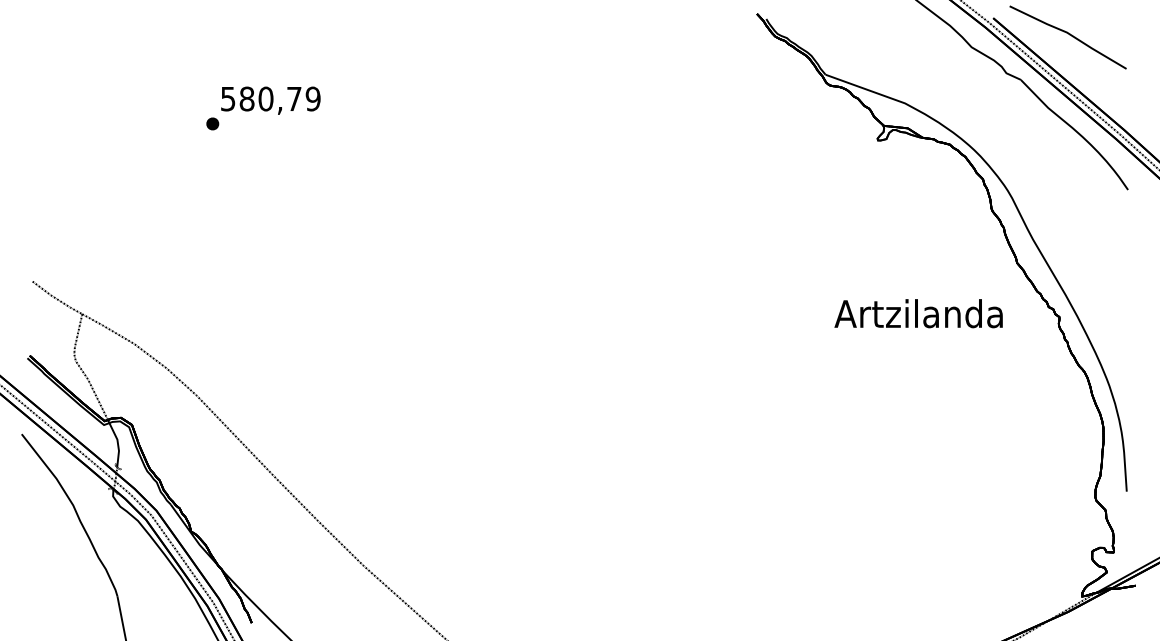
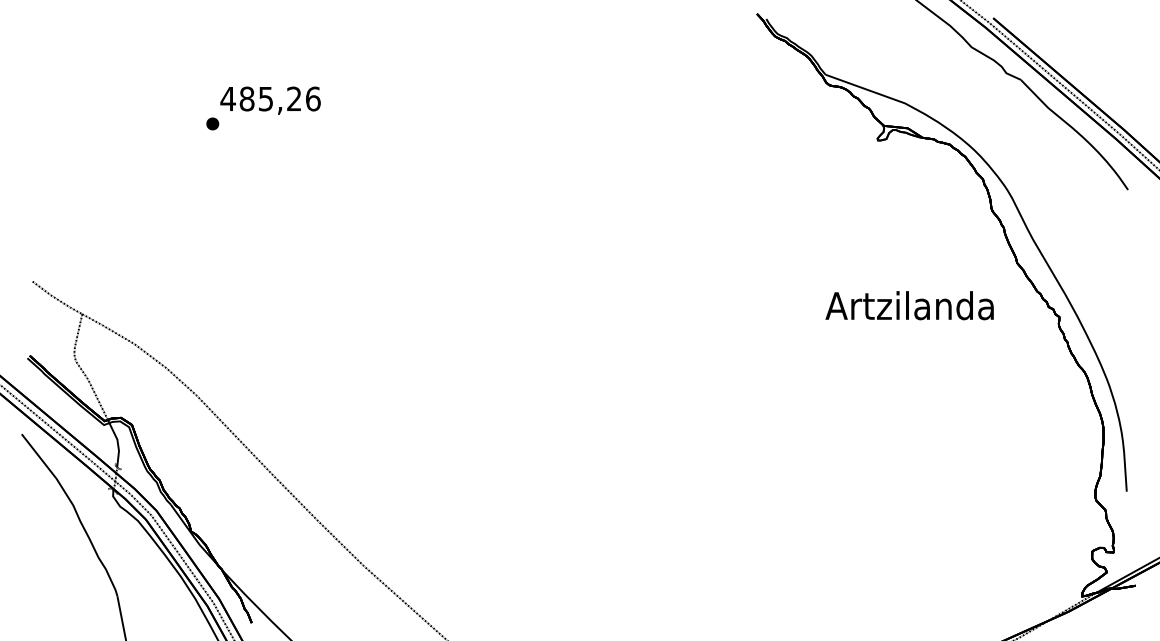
line: present -> none (1069, 35)
text: 580,79 -> 485,26 (270, 98)
text position: (918, 313) -> (909, 305) (909, 305)
